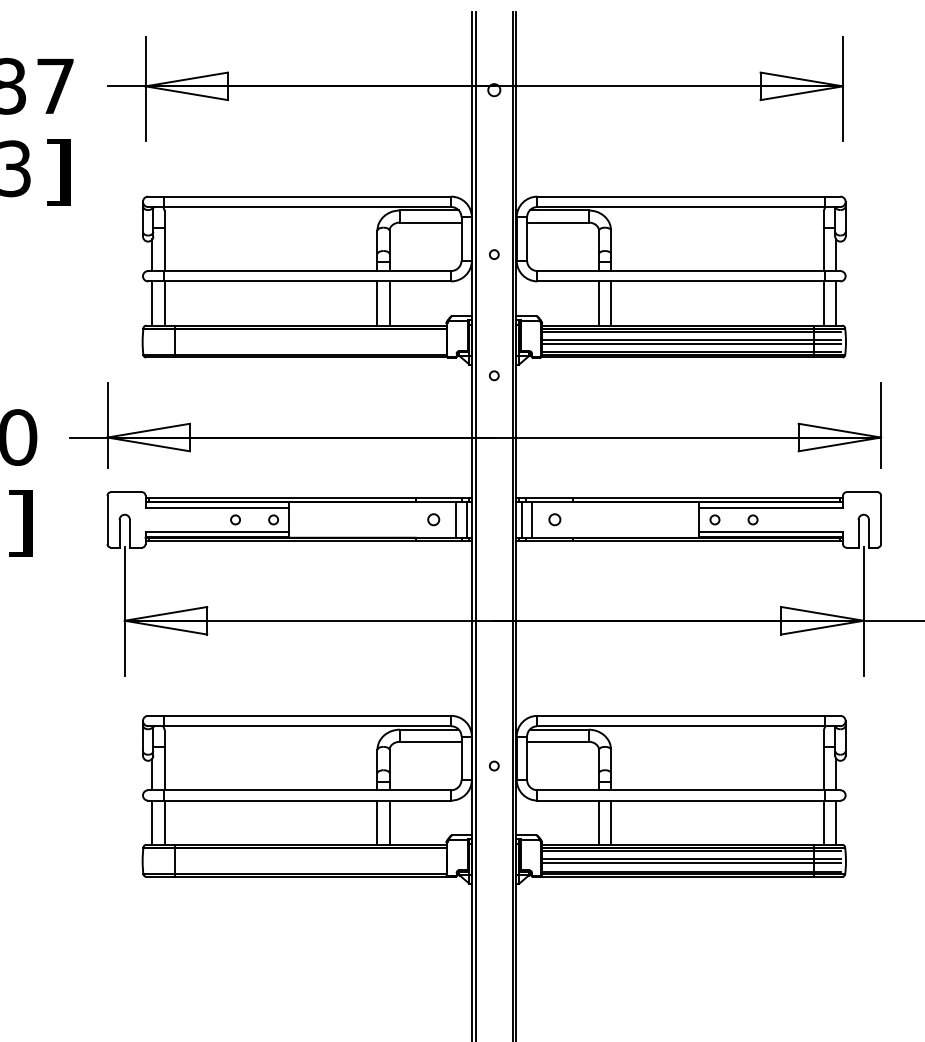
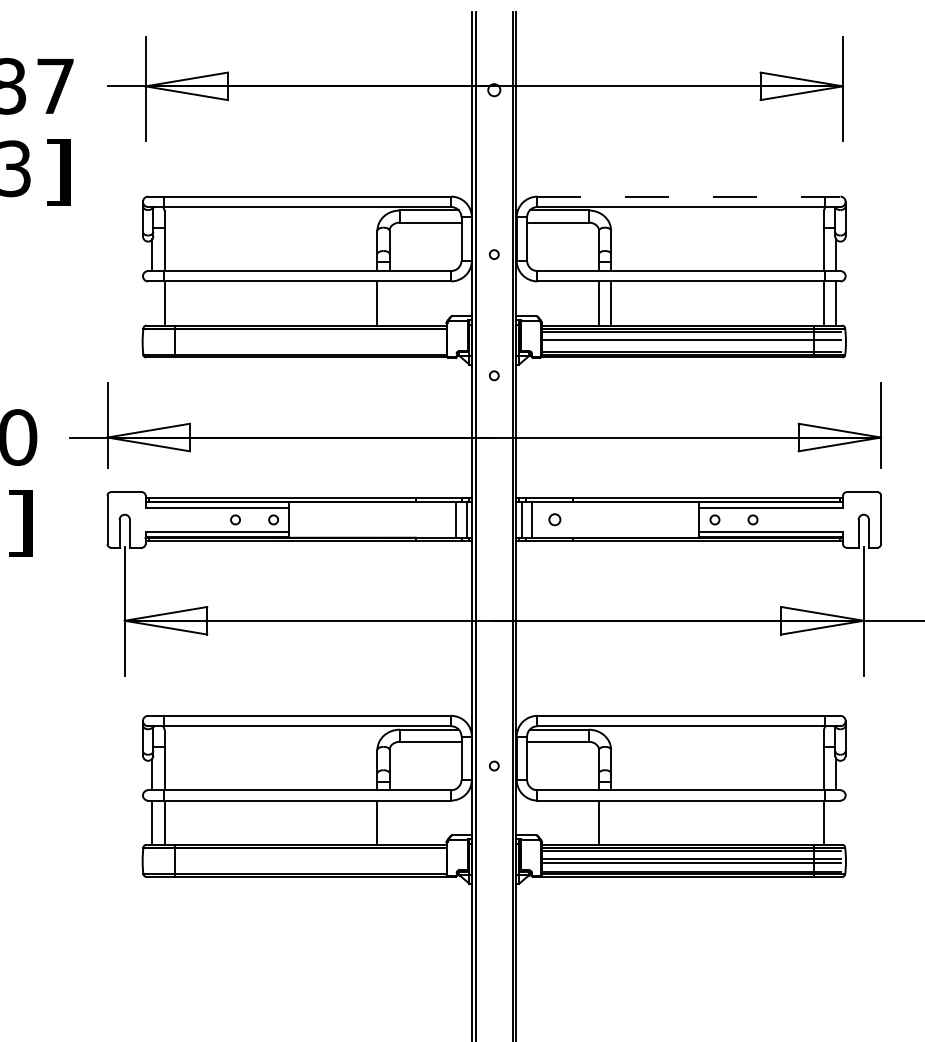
line: solid -> dashed (689, 196)
line: present -> none (152, 303)
line: present -> none (389, 303)
line: present -> none (691, 343)
circle: present -> none (433, 519)
line: present -> none (389, 822)
line: present -> none (611, 822)
line: present -> none (836, 822)
